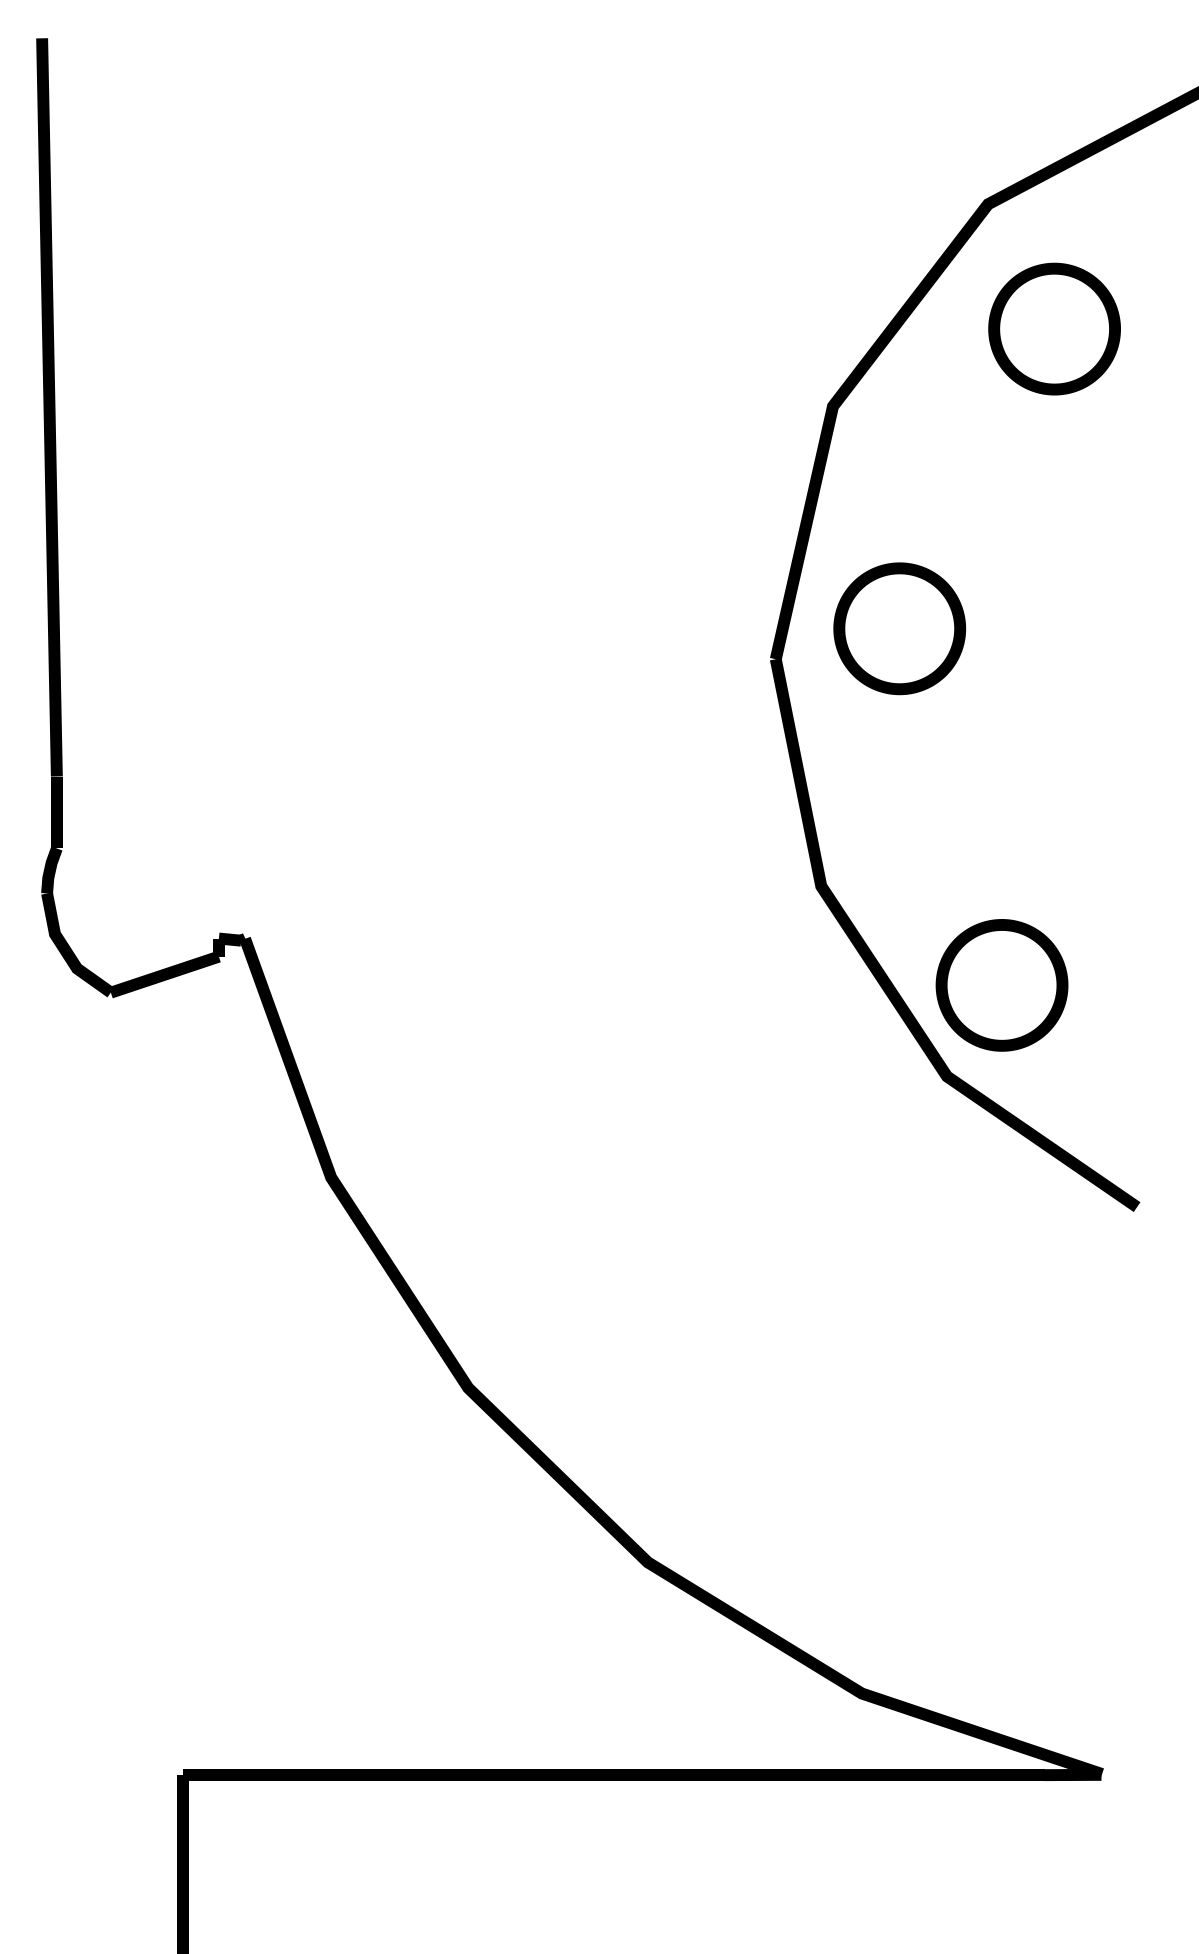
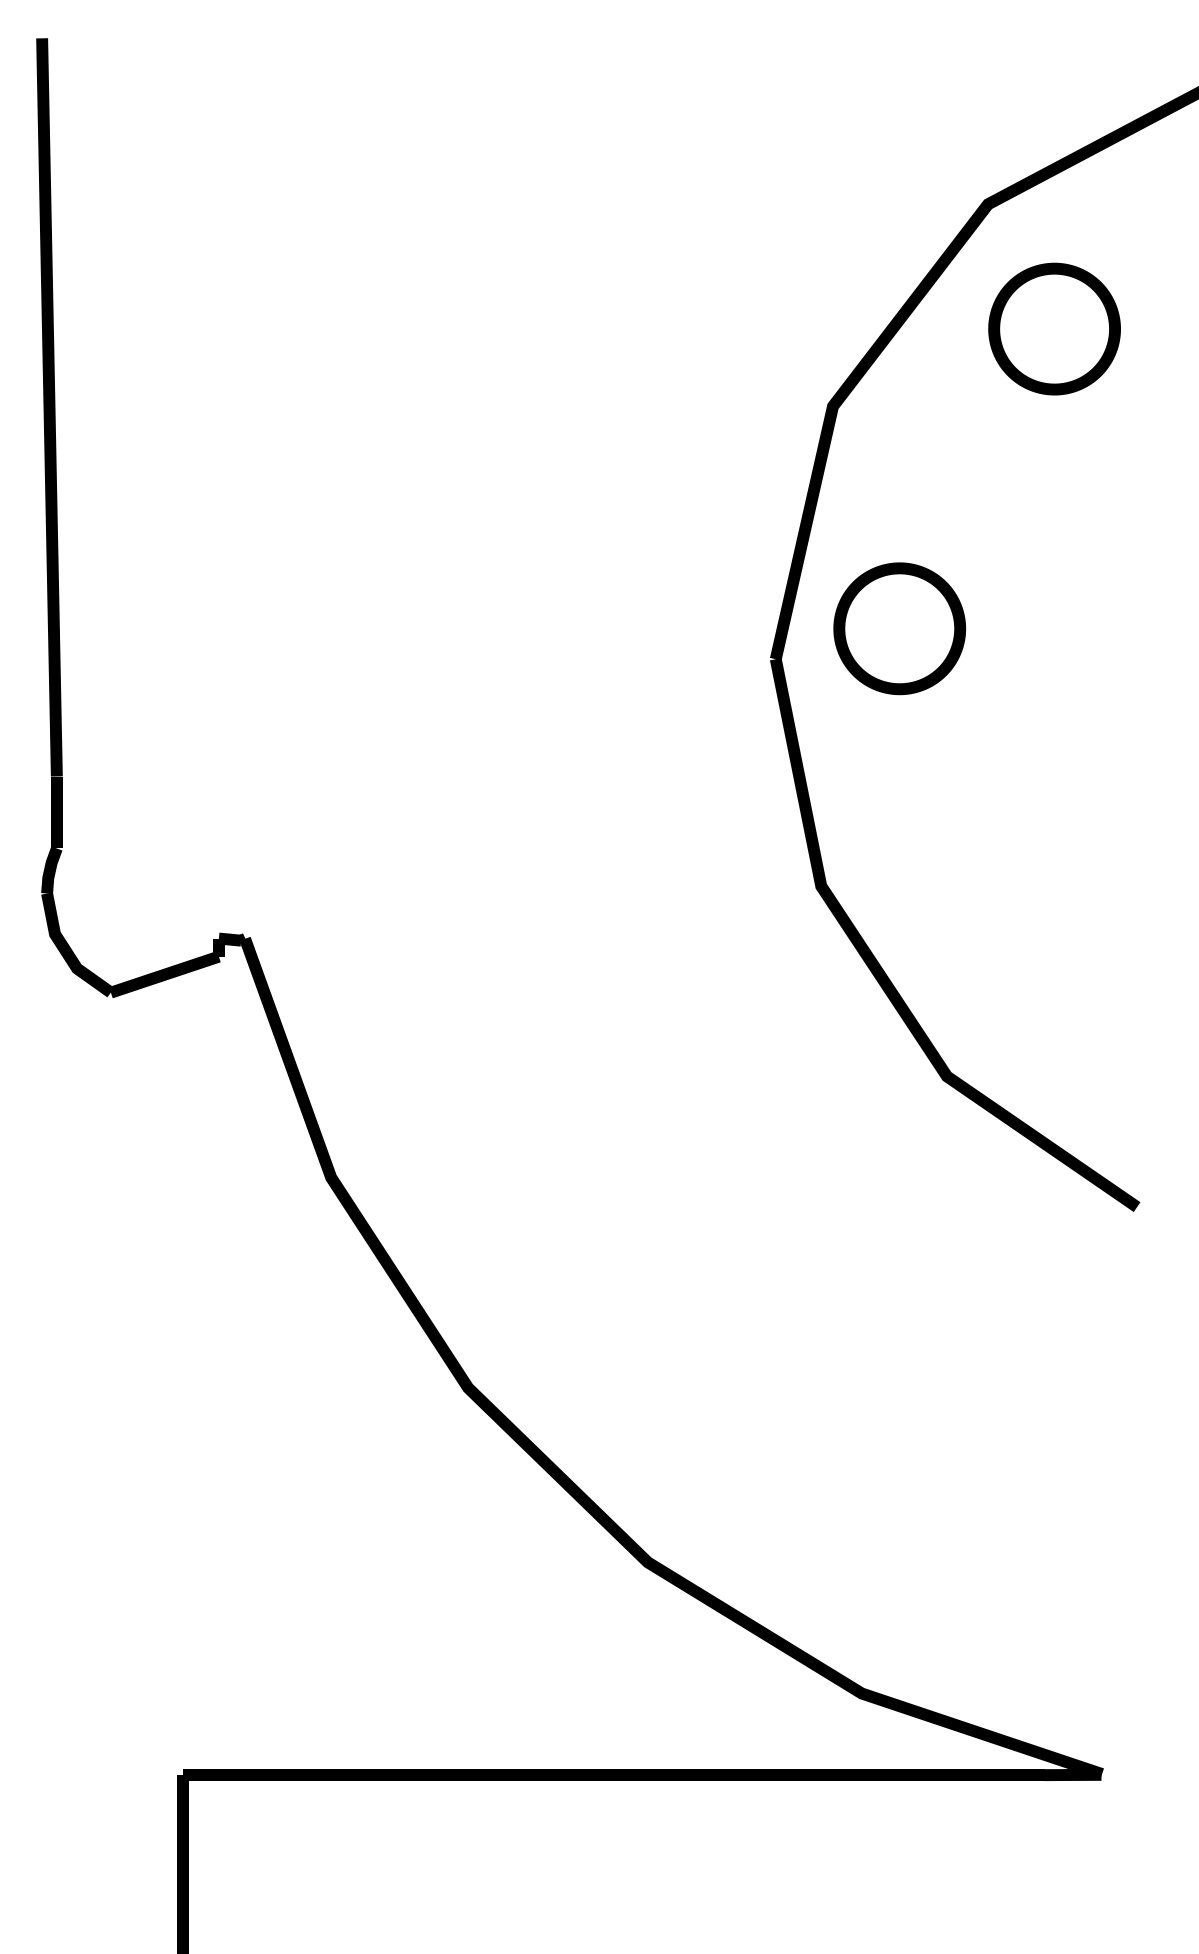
part: present -> none (1001, 985)
